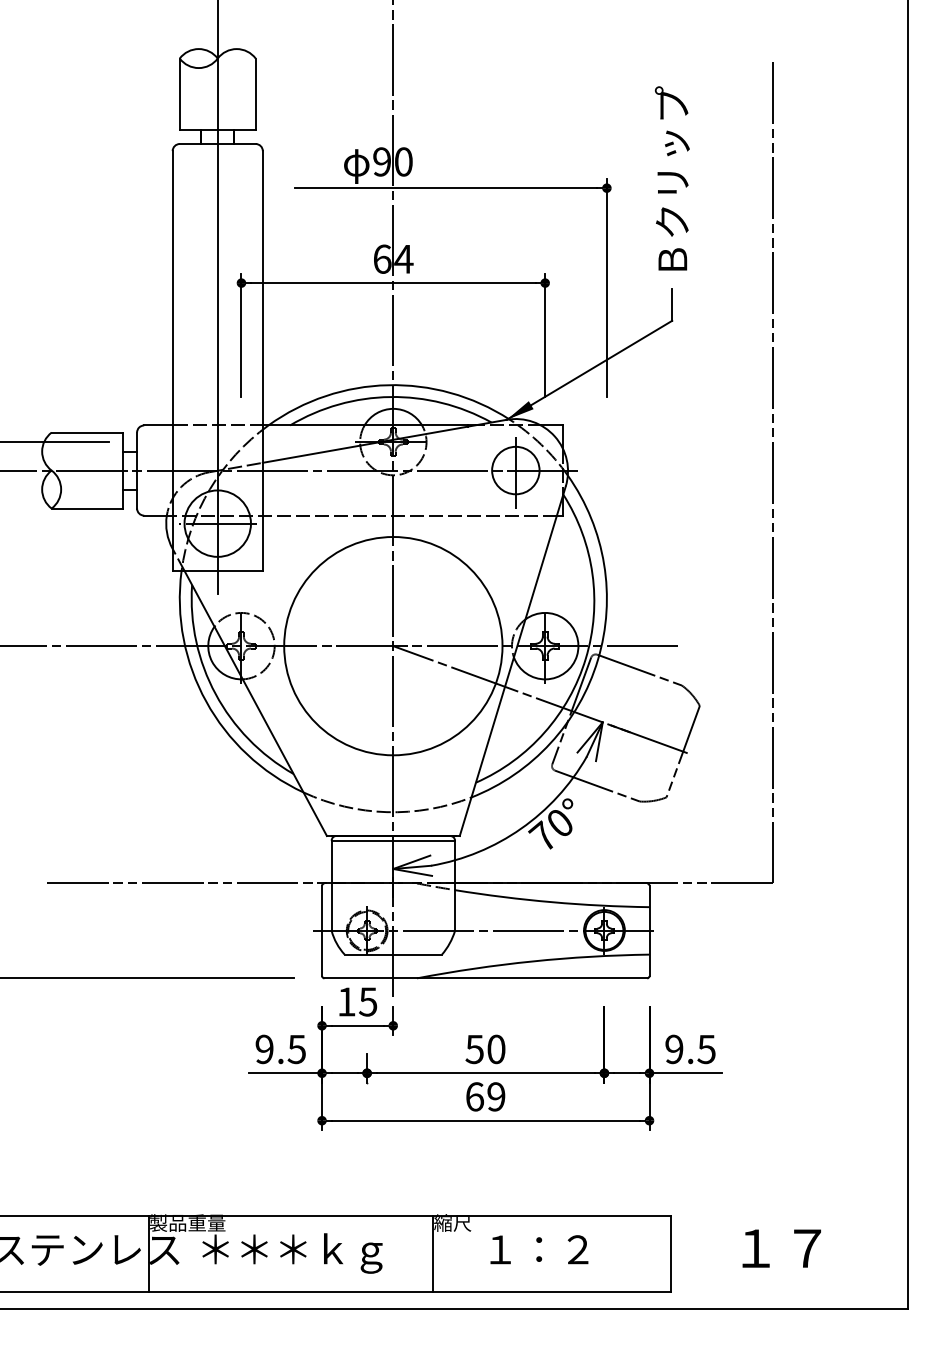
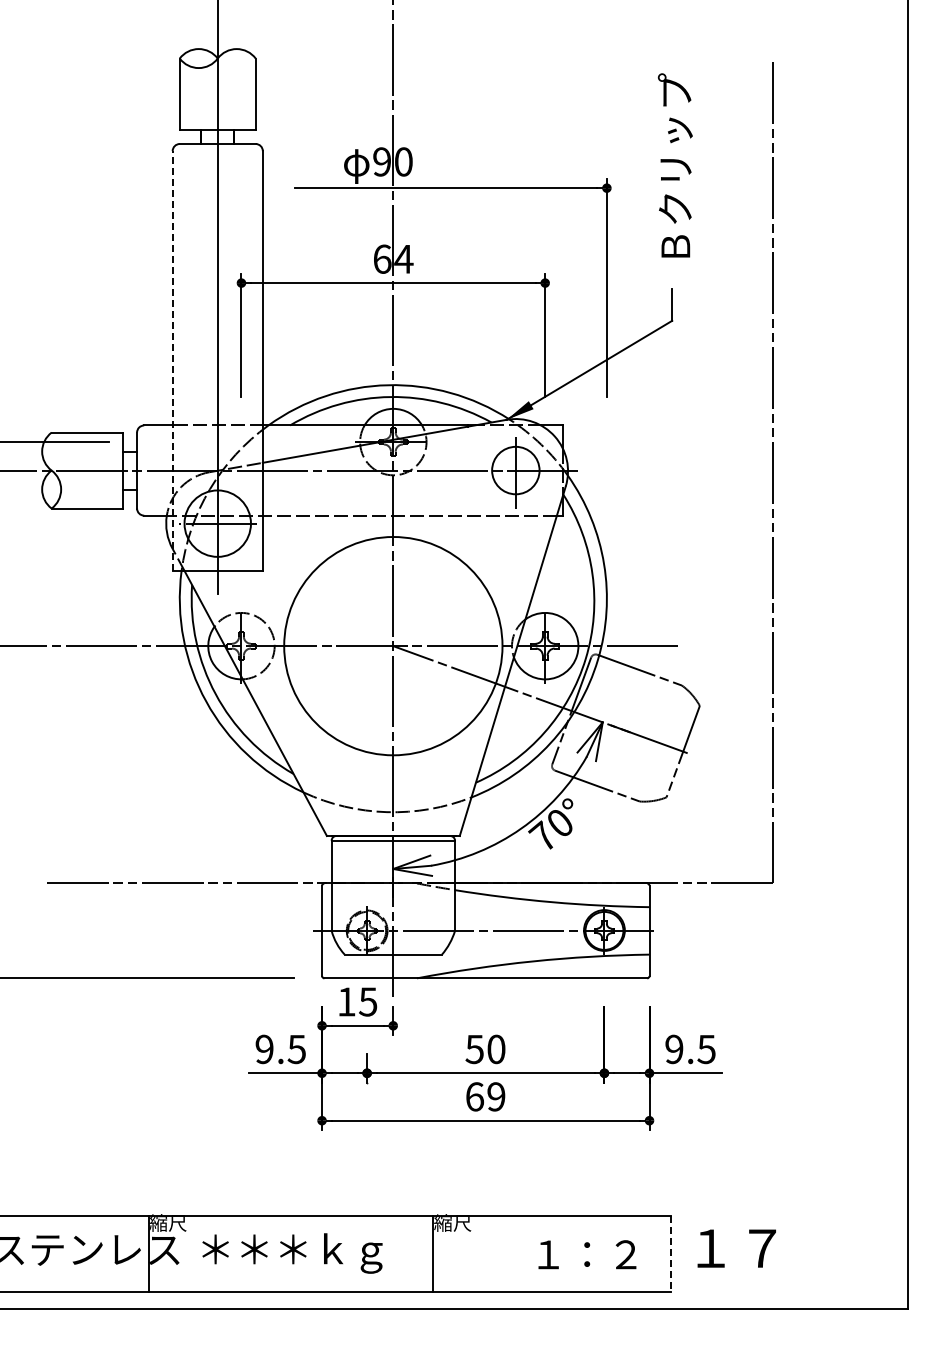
text position: (671, 178) -> (674, 165) (674, 165)
line: solid -> dashed (172, 361)
text: 製品重量 -> 縮尺 (187, 1222)
text position: (781, 1248) -> (736, 1248) (736, 1248)
text position: (539, 1249) -> (587, 1254) (587, 1254)
line: solid -> dashed (670, 1253)
